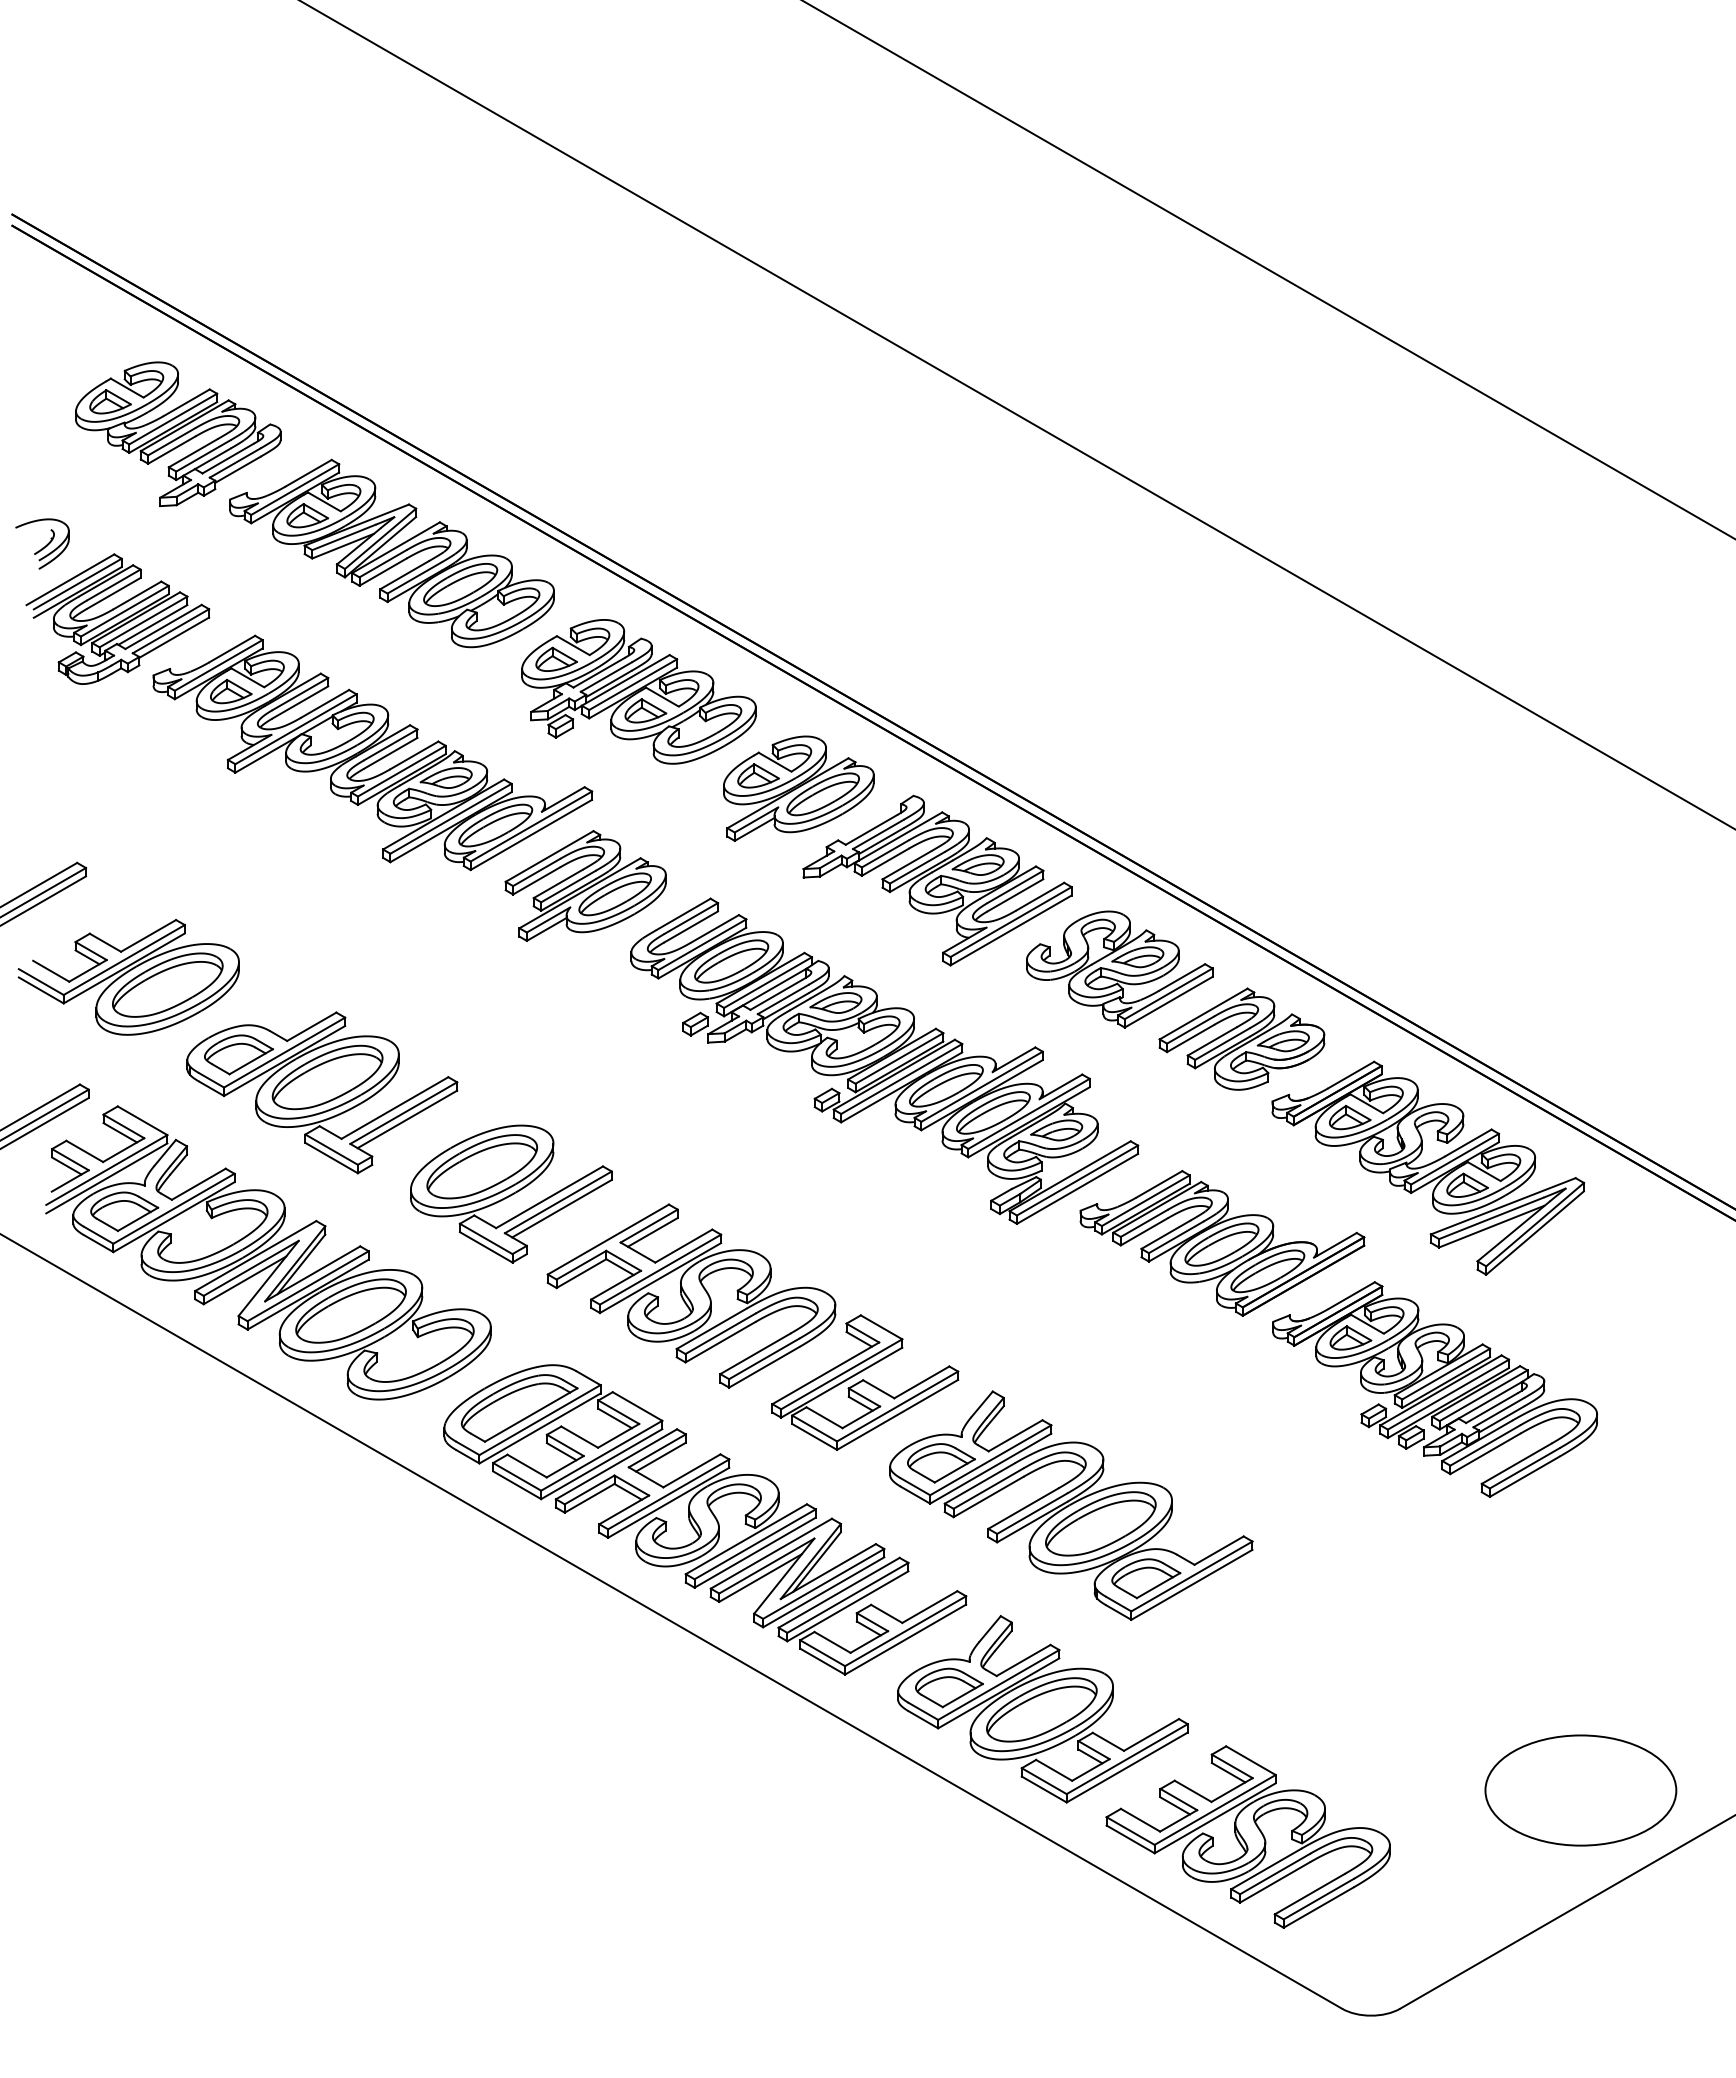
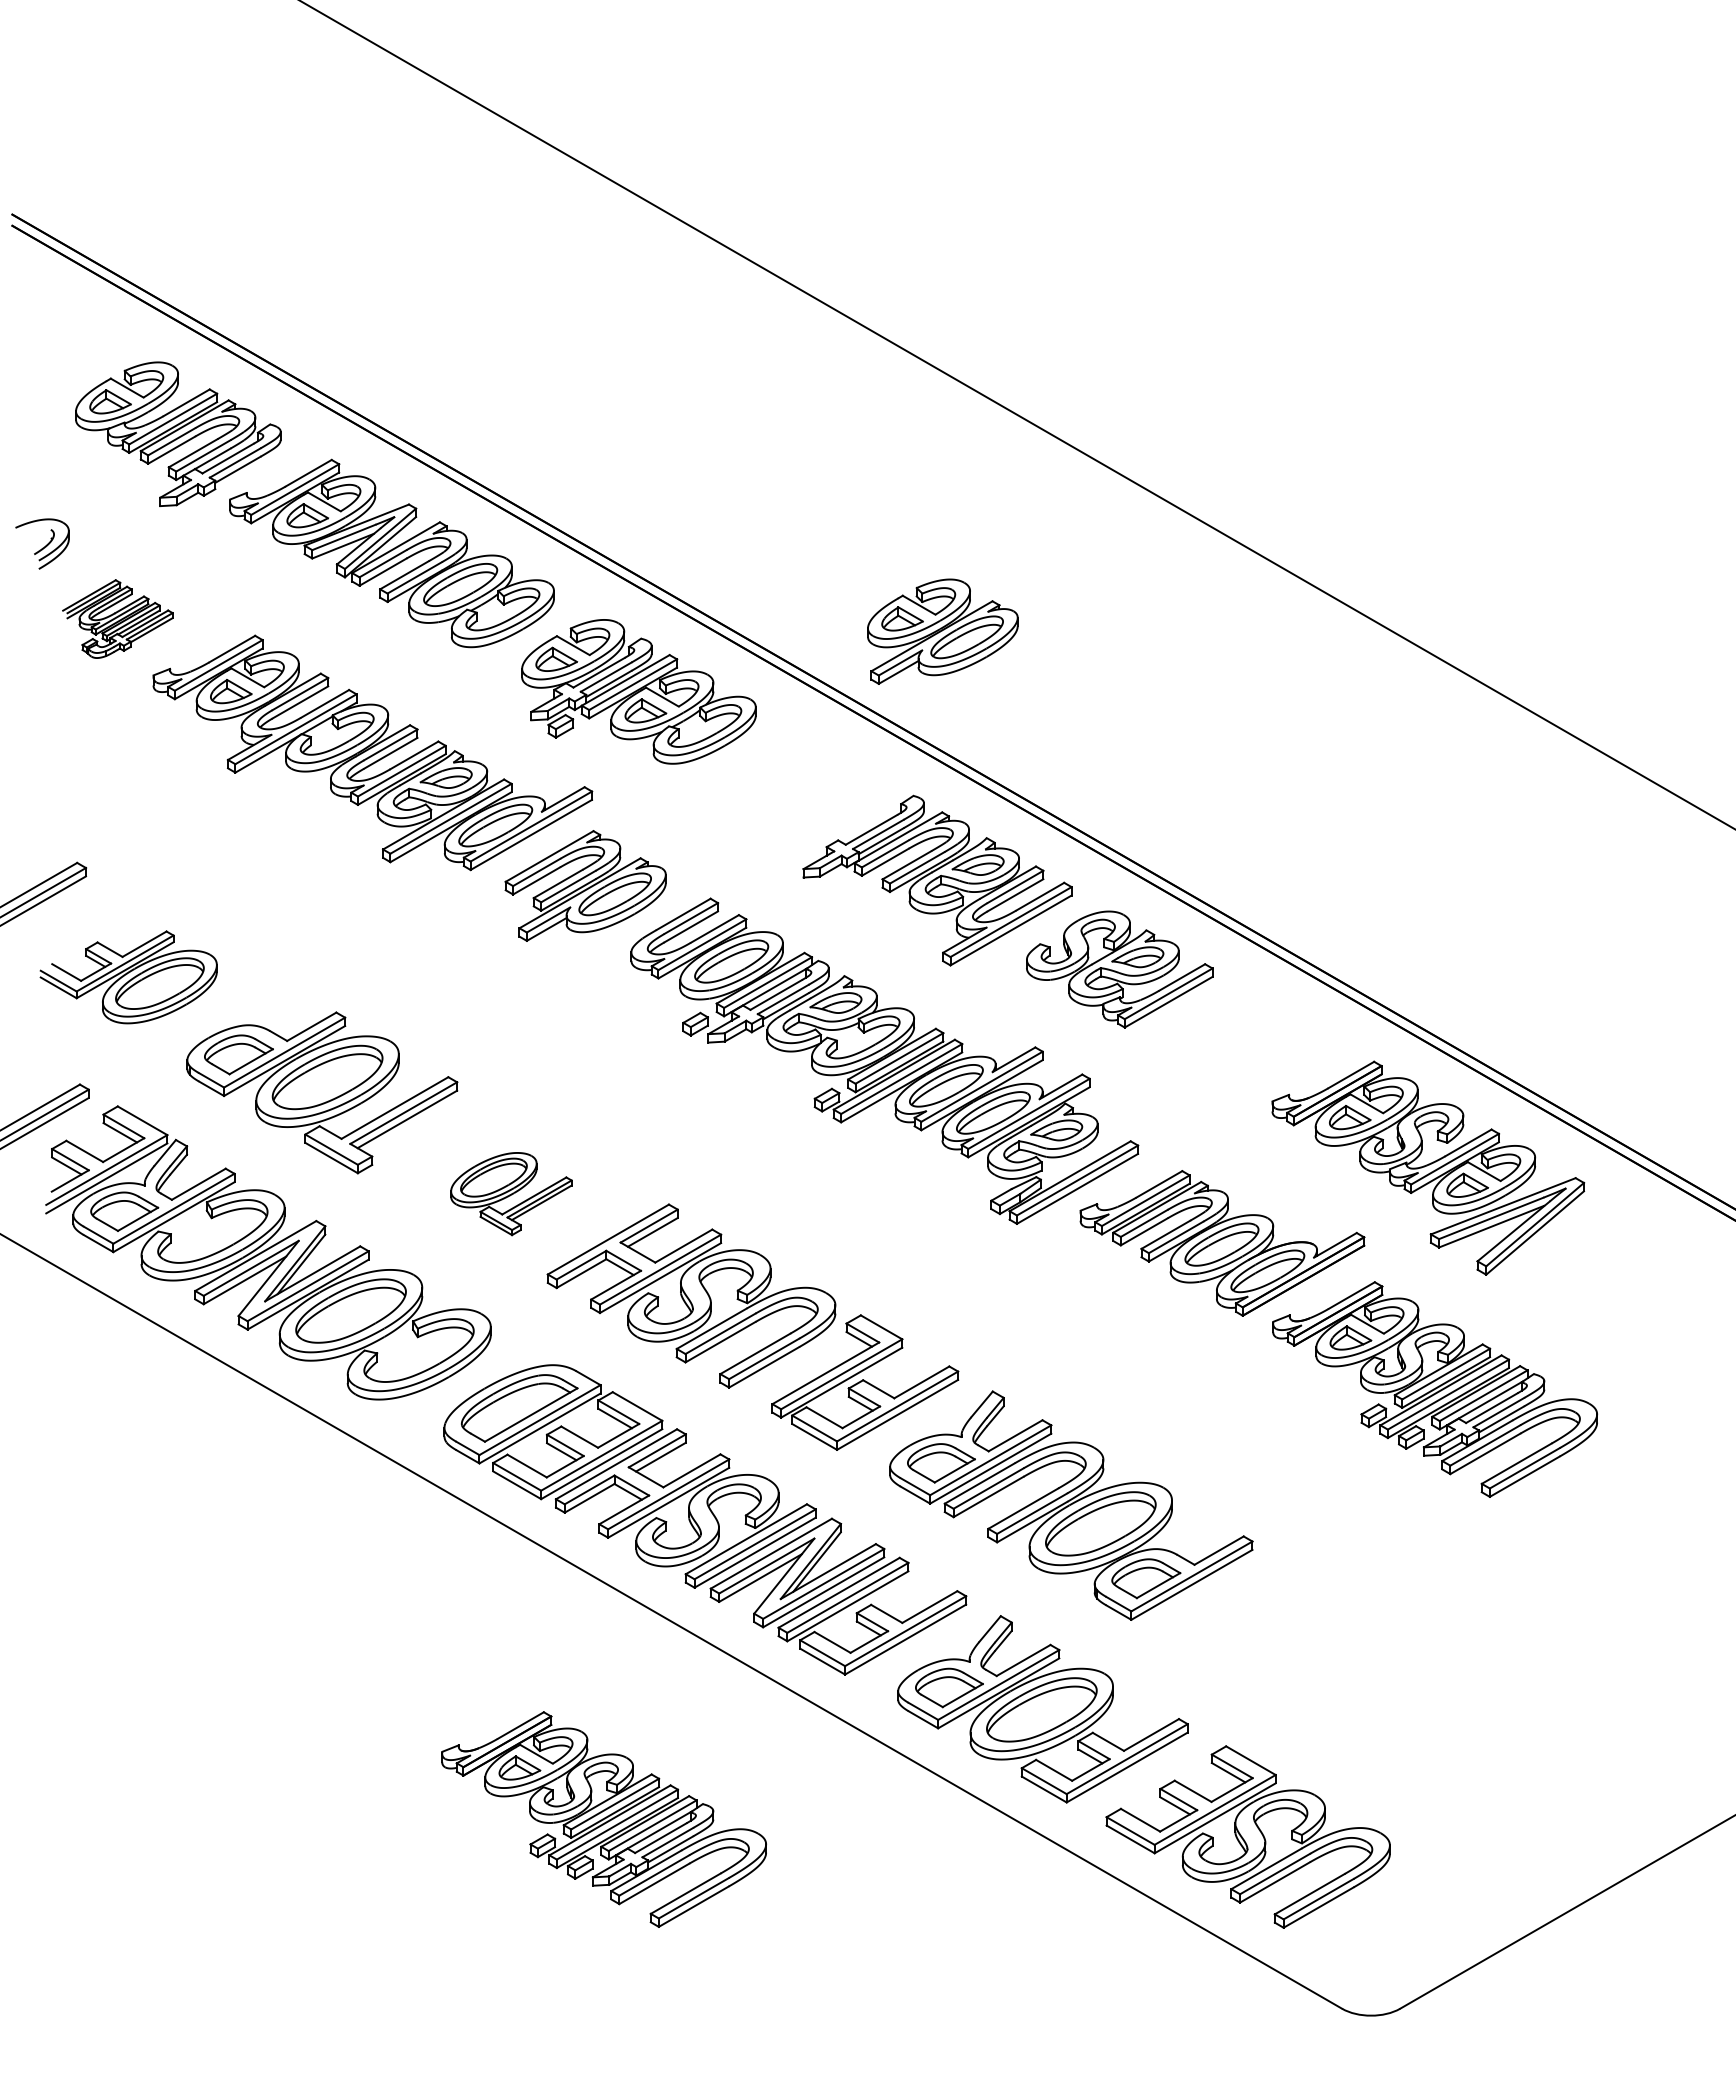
line: present -> none (1268, 269)
part size: 186x132 px -> 112x80 px (117, 618)
part position: (798, 788) -> (942, 631) (942, 631)
part size: 223x117 px -> 179x95 px (128, 977)
part: present -> none (1241, 1038)
part size: 203x140 px -> 123x85 px (511, 1194)
part: present -> none (1580, 1790)
part: none -> present (603, 1819)
